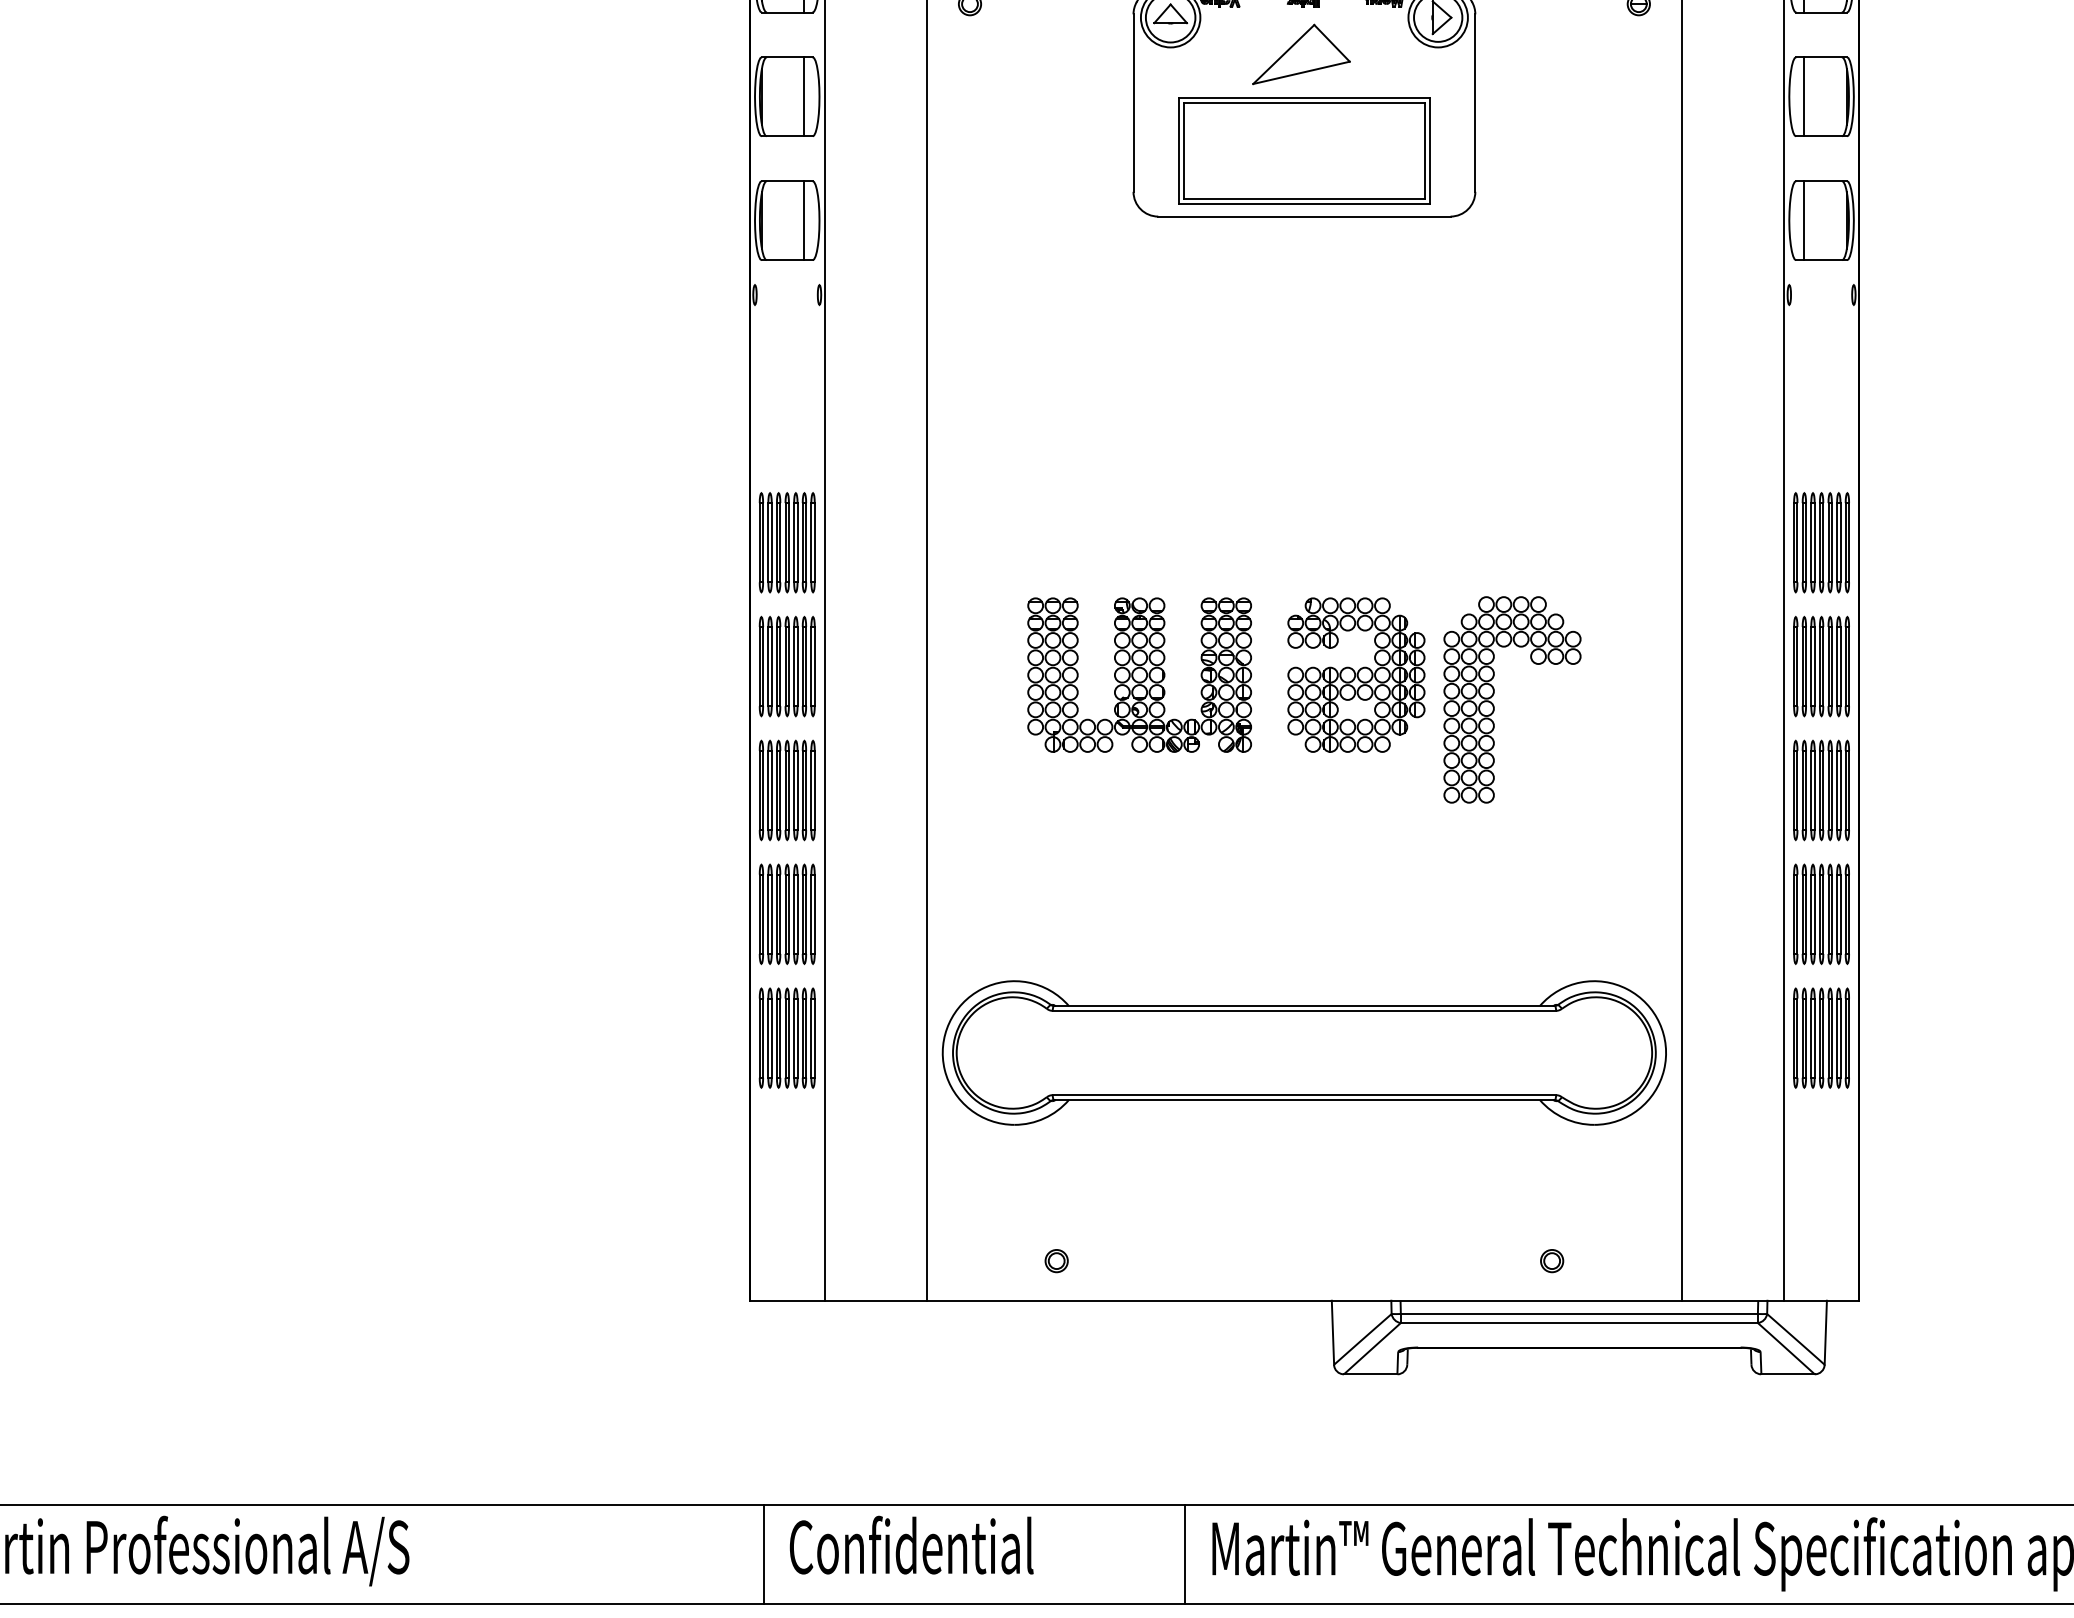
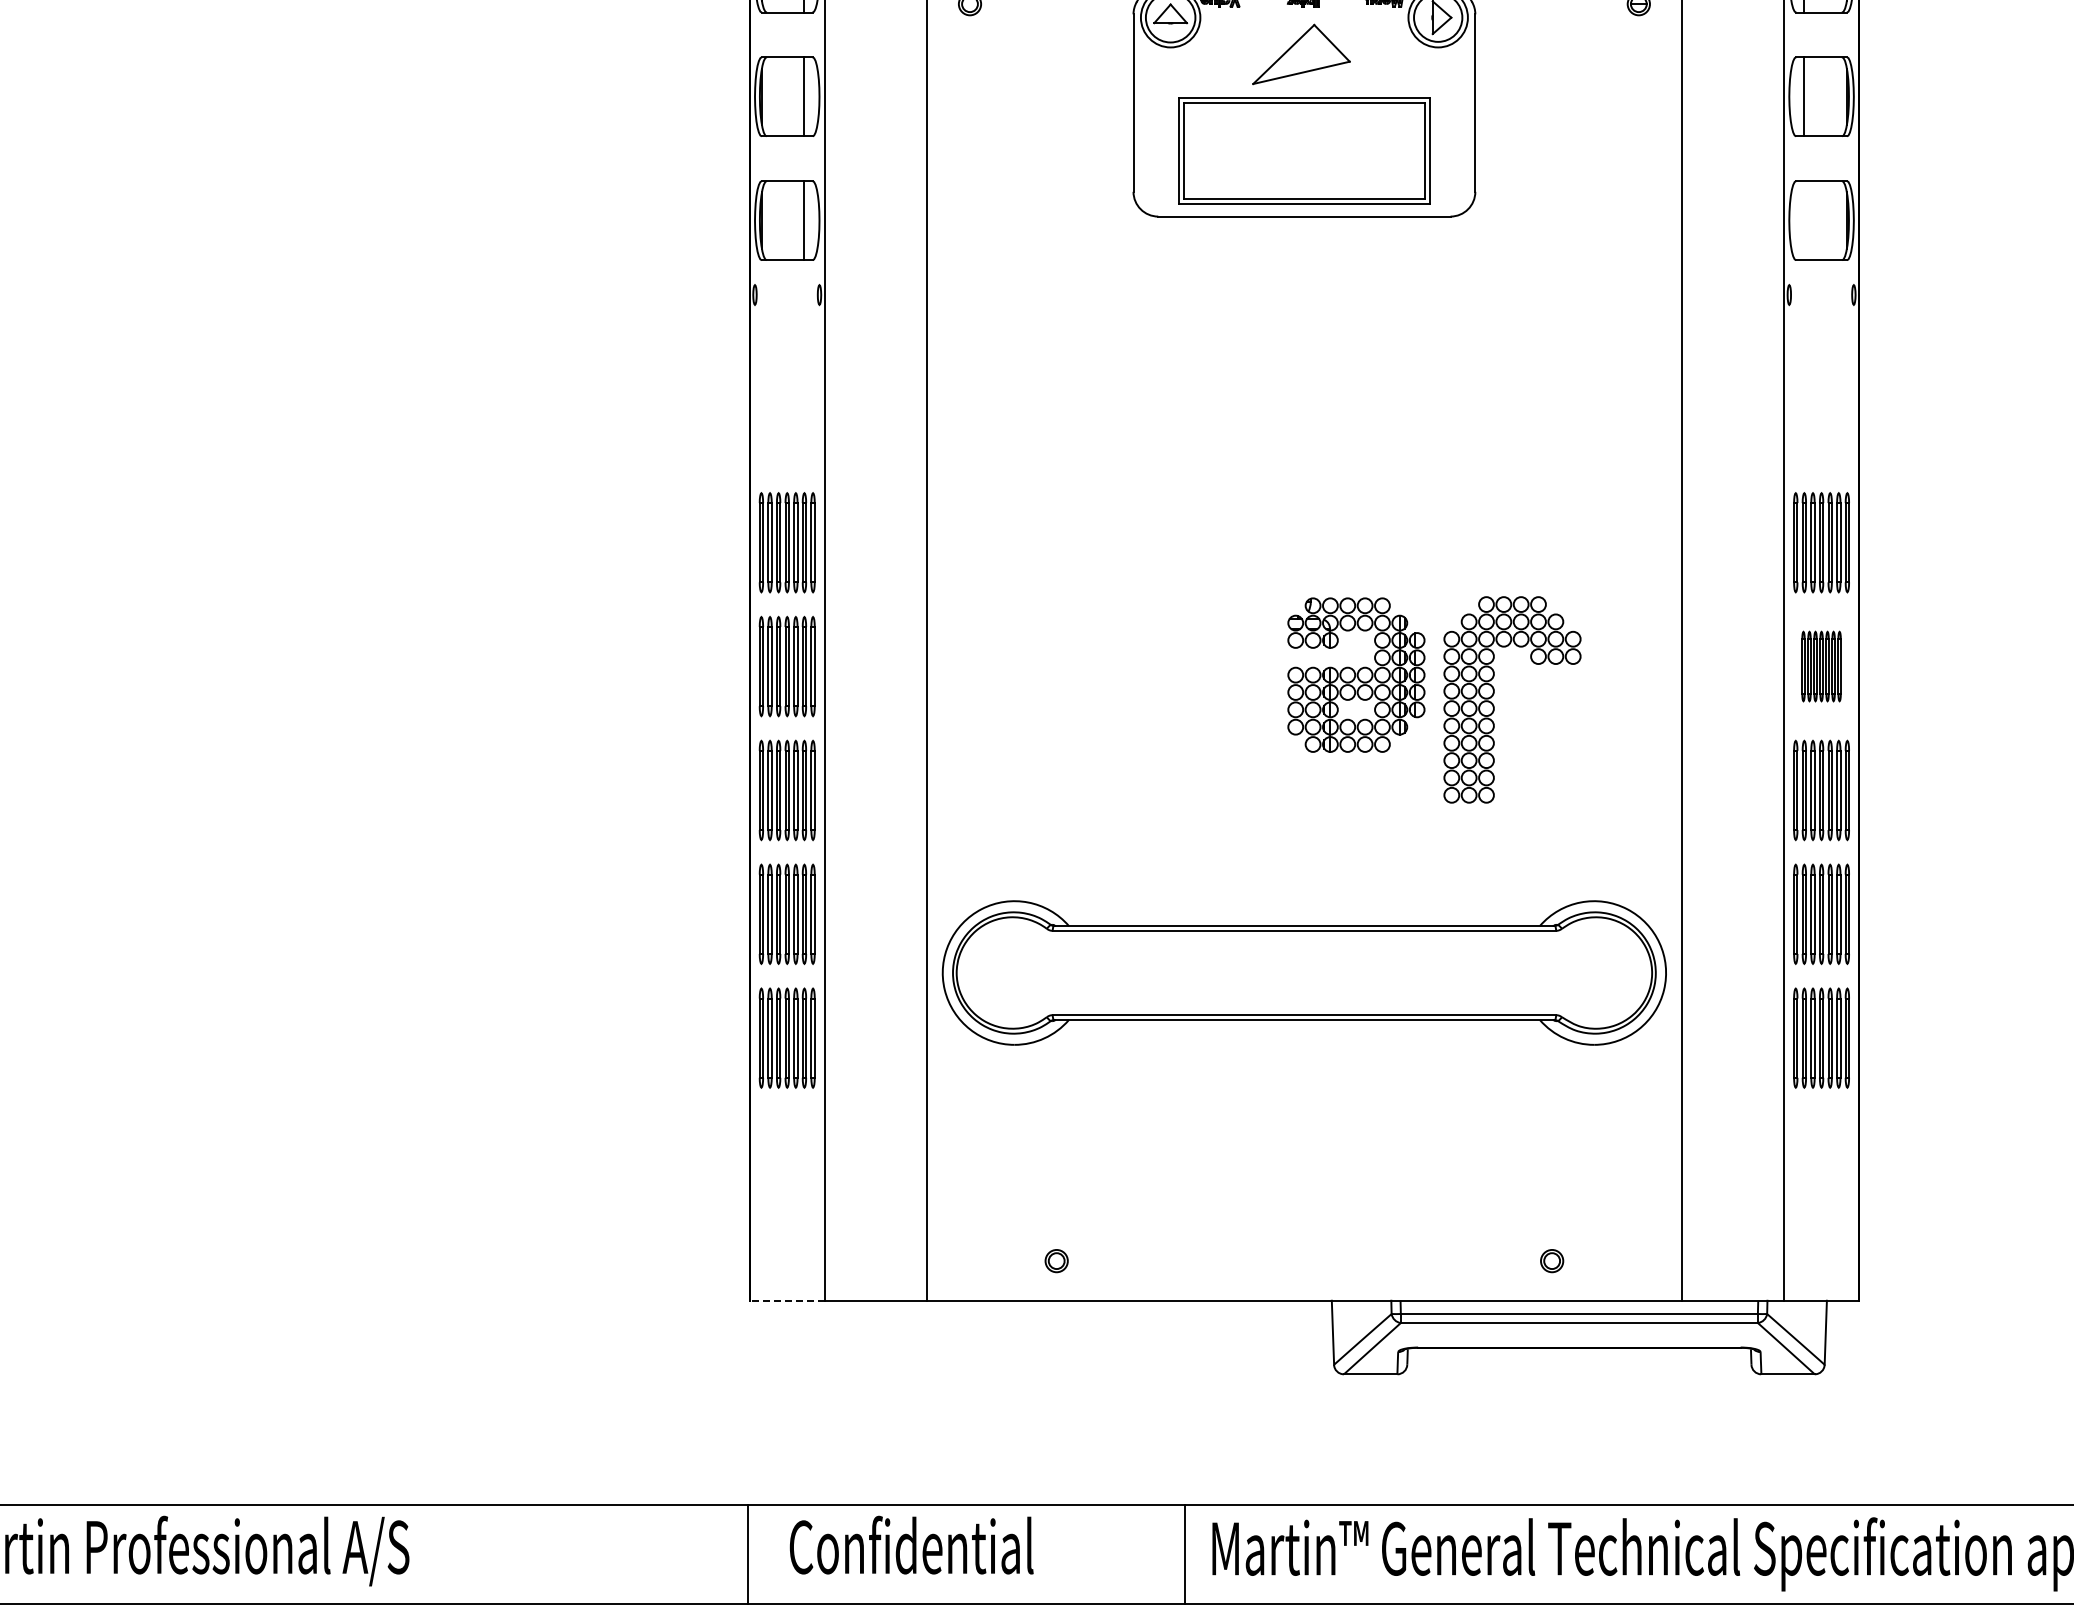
line: present -> none (1804, 220)
part size: 57x103 px -> 41x73 px (1821, 666)
part: present -> none (1139, 674)
part position: (1303, 1052) -> (1303, 972) (1303, 972)
line: solid -> dashed (787, 1300)
line position: (764, 1553) -> (748, 1553) (748, 1553)
